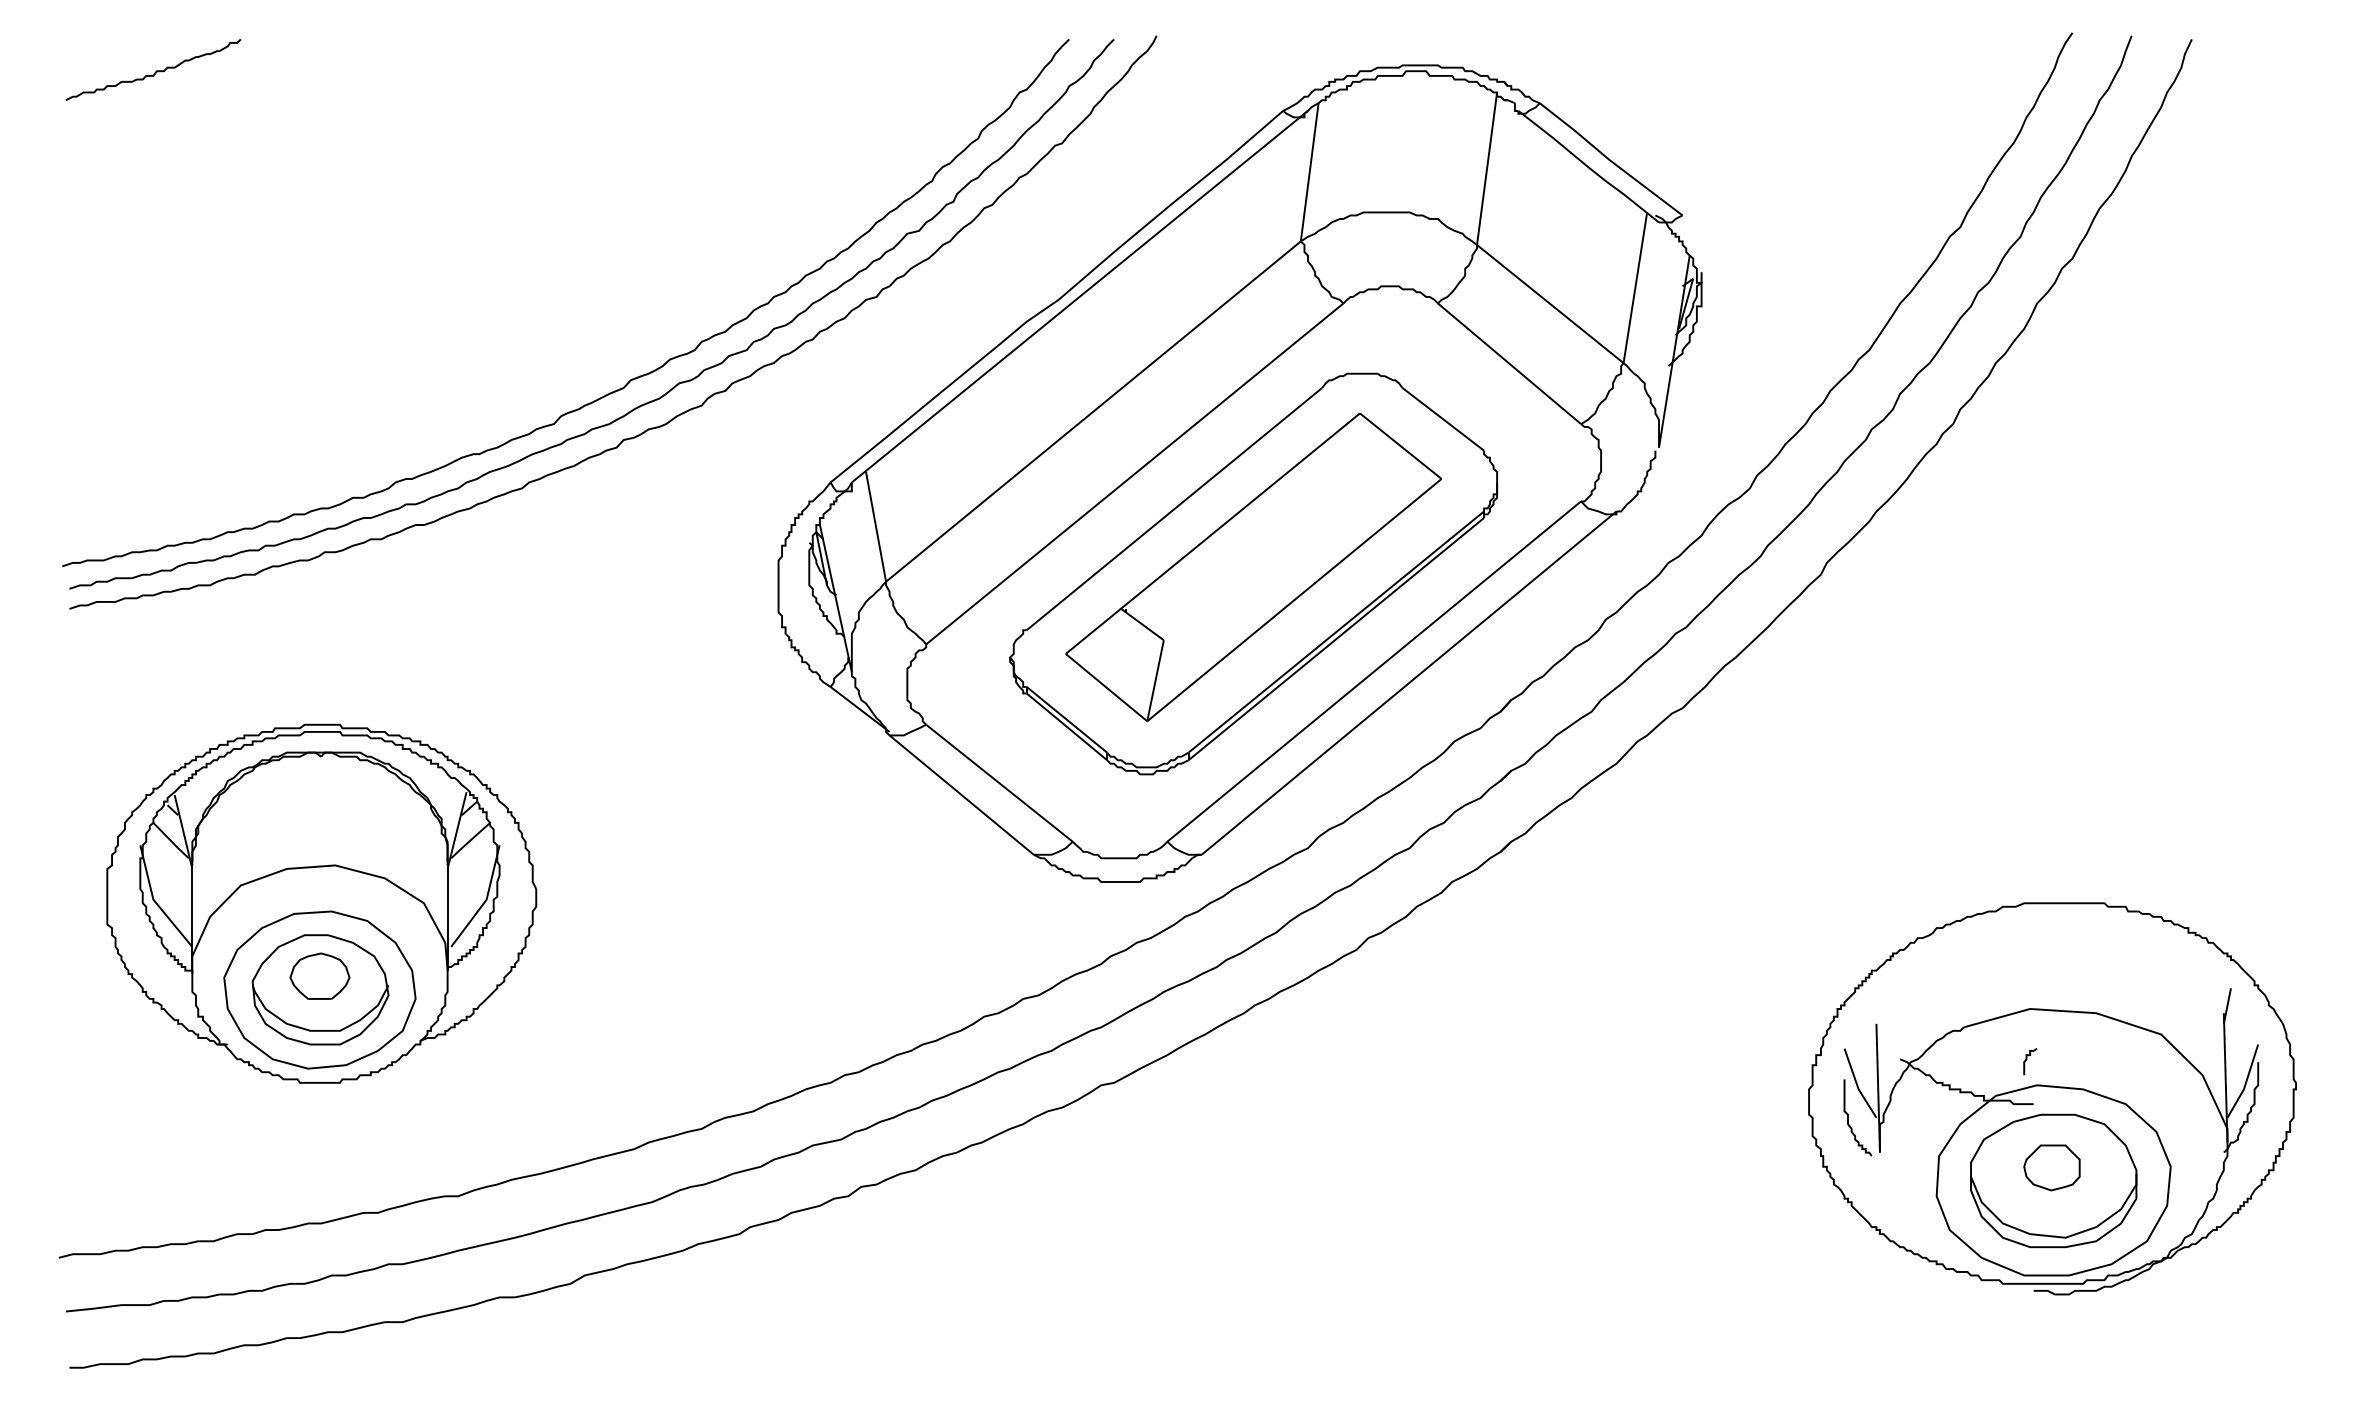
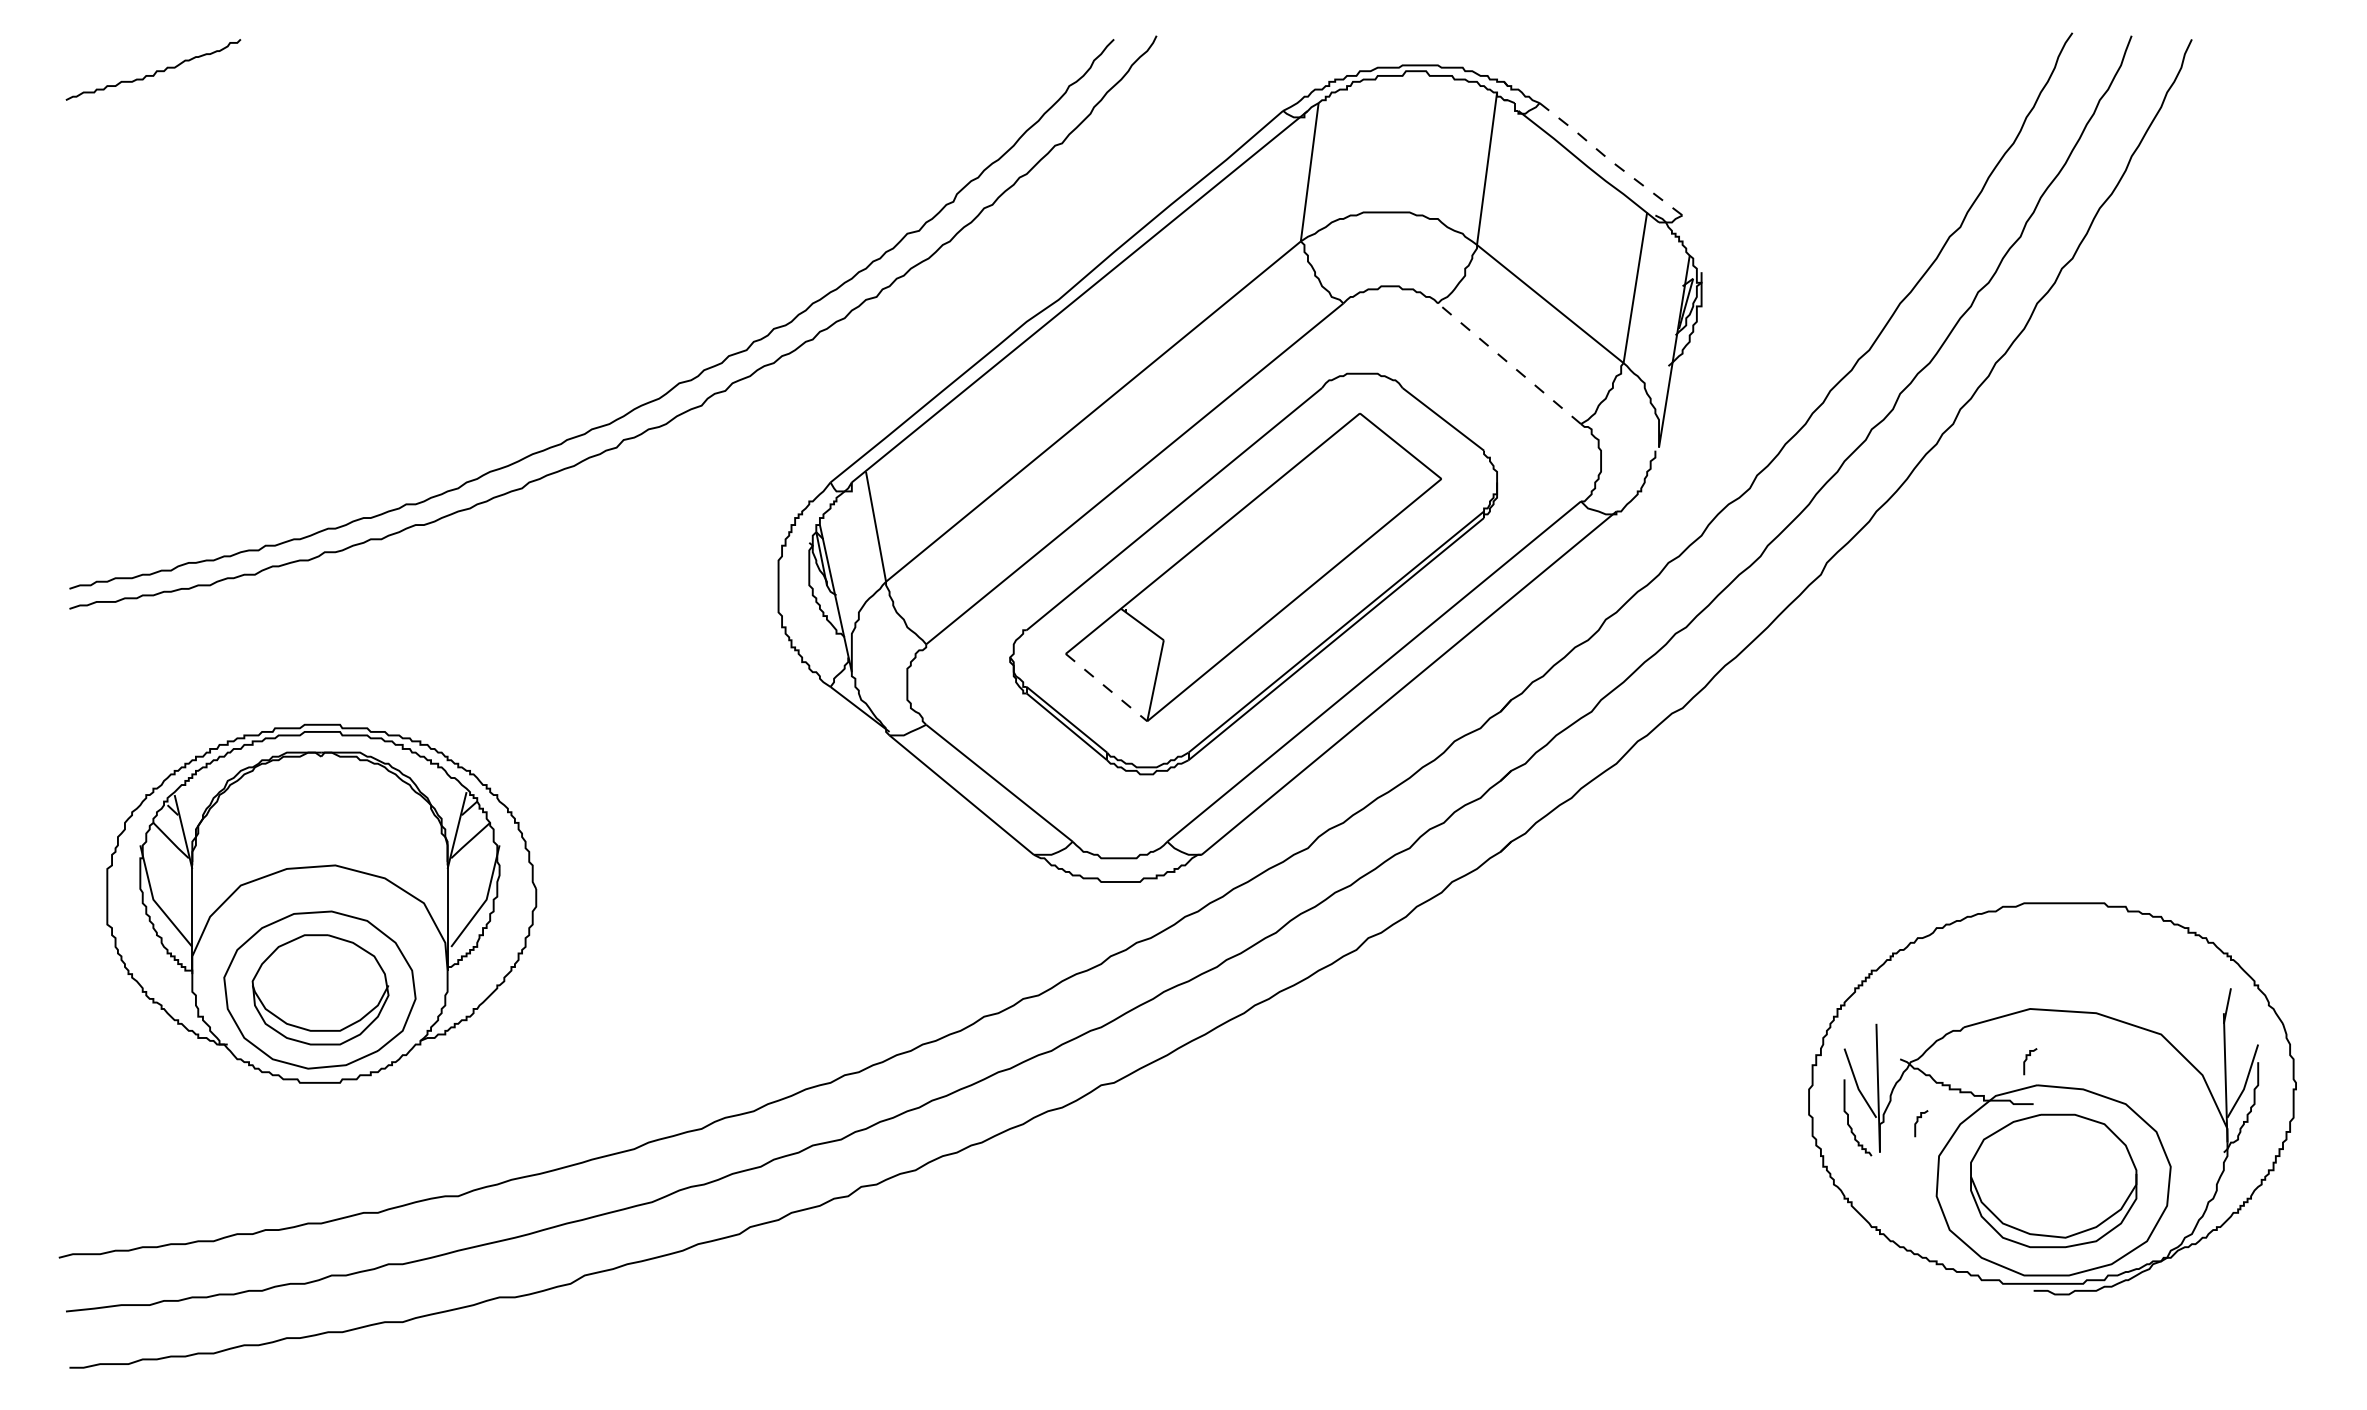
line: solid -> dashed (1609, 159)
line: solid -> dashed (1509, 363)
curve: present -> none (609, 392)
line: solid -> dashed (1106, 687)
part: present -> none (319, 975)
curve: none -> present (1918, 1121)
part: present -> none (2051, 1167)
